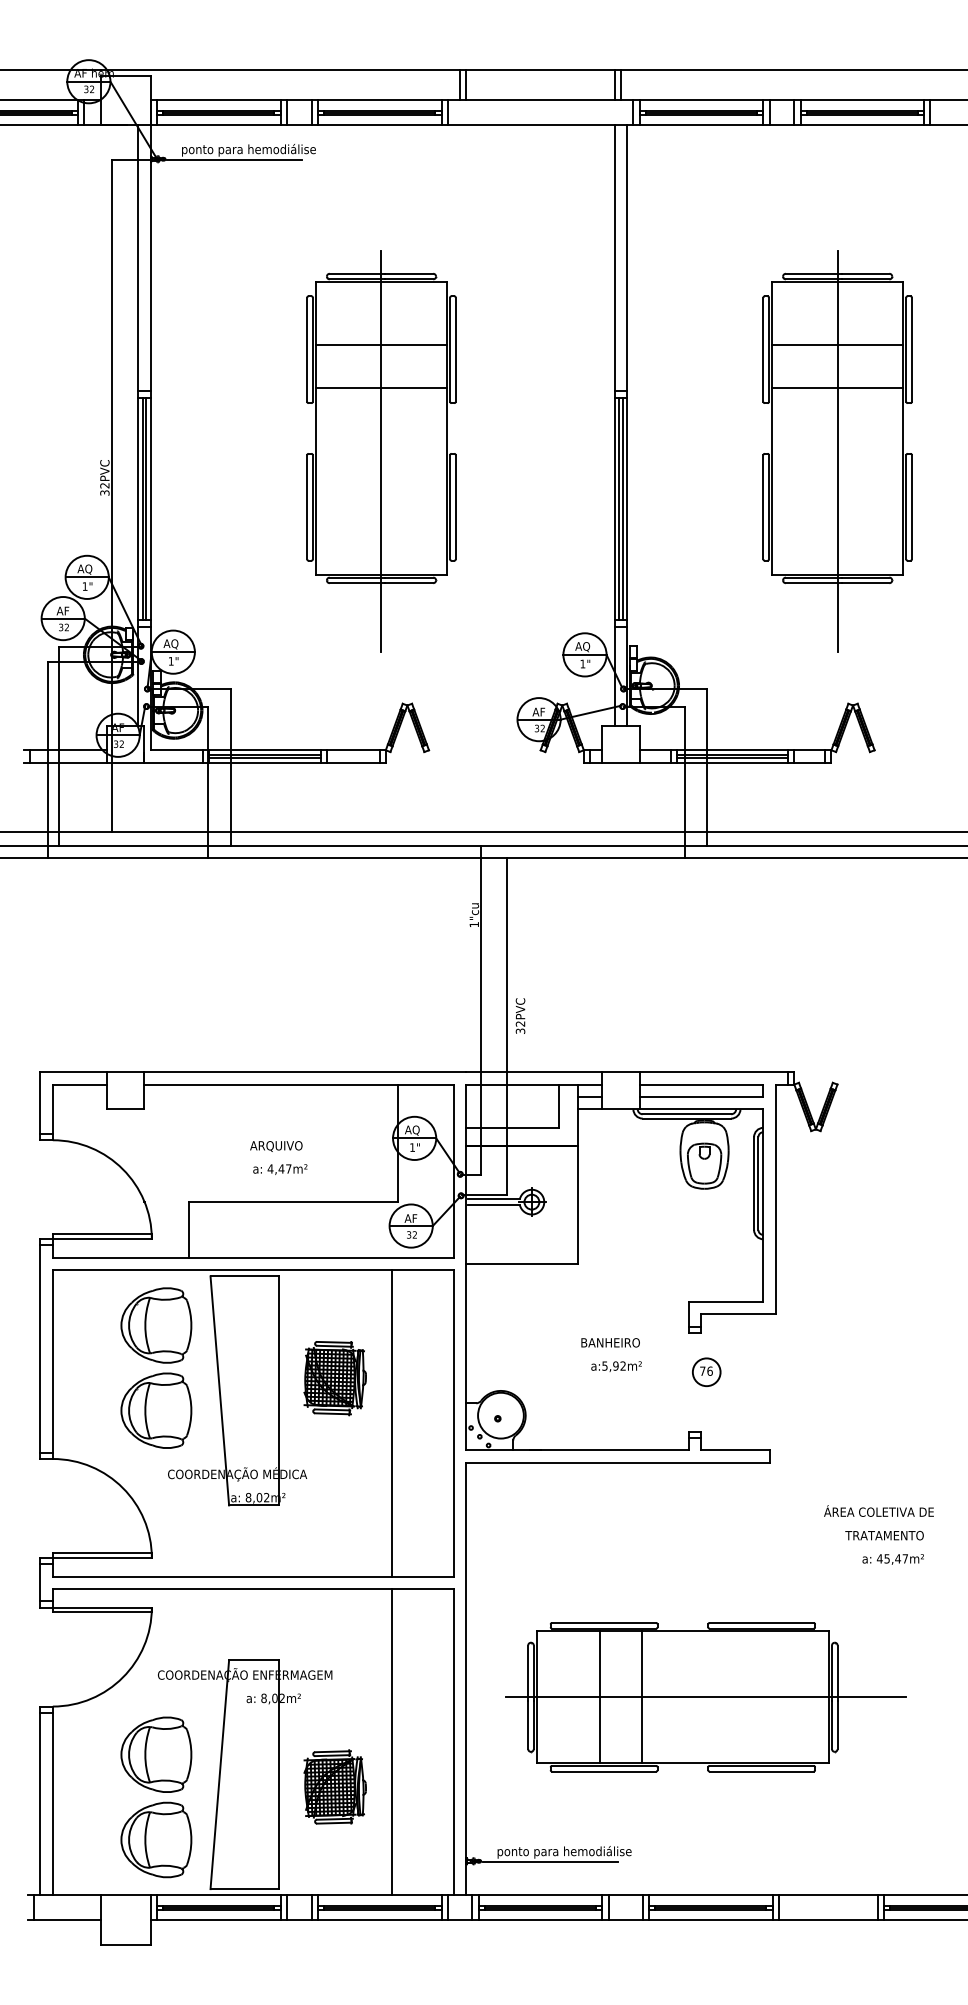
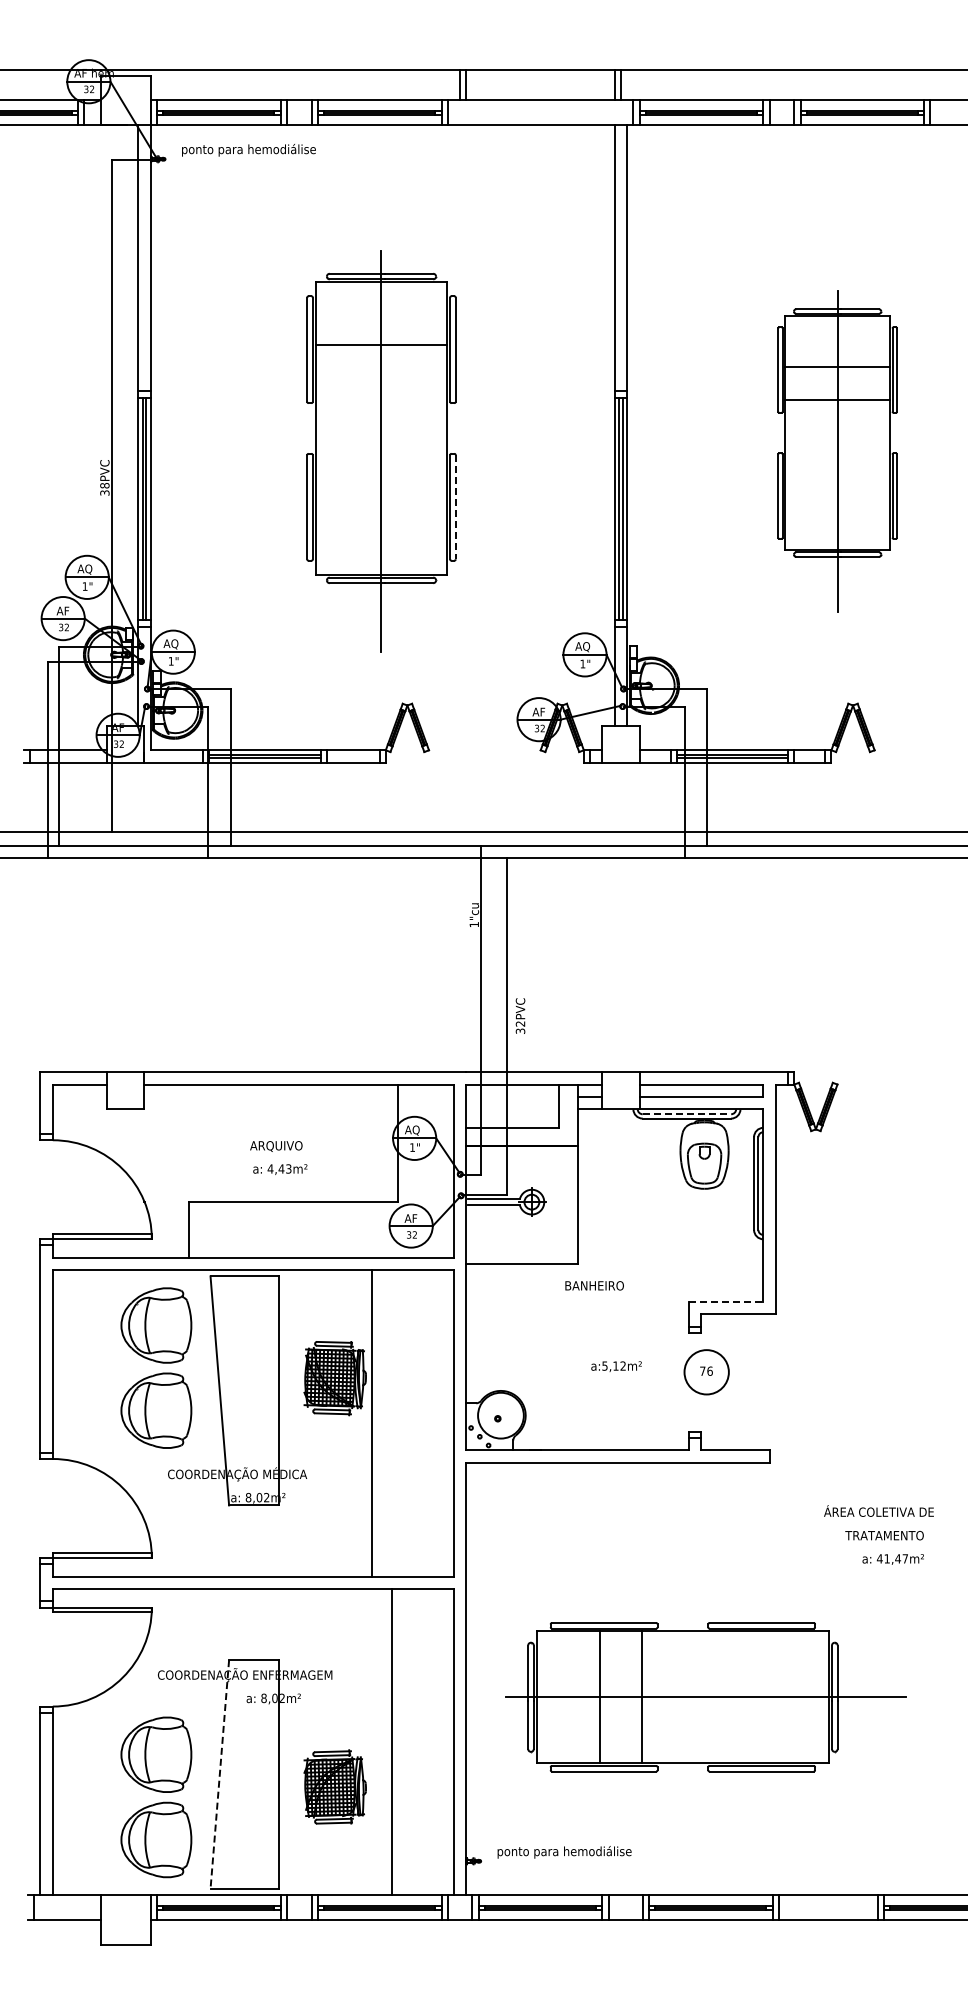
line: present -> none (234, 159)
line: present -> none (381, 387)
part size: 151x403 px -> 121x323 px (837, 451)
text: 32PVC -> 38PVC (104, 485)
line: solid -> dashed (455, 507)
line: solid -> dashed (687, 1114)
text: 4,47m² -> 4,43m² (288, 1168)
line: solid -> dashed (726, 1301)
text position: (610, 1342) -> (594, 1285) (594, 1285)
text: a:5,92m² -> a:5,12m² (615, 1365)
circle diameter: 28 px -> 44 px (706, 1372)
line position: (392, 1423) -> (372, 1423) (372, 1423)
text: 45,47m² -> 41,47m² (886, 1558)
line: solid -> dashed (219, 1774)
line: present -> none (549, 1861)
